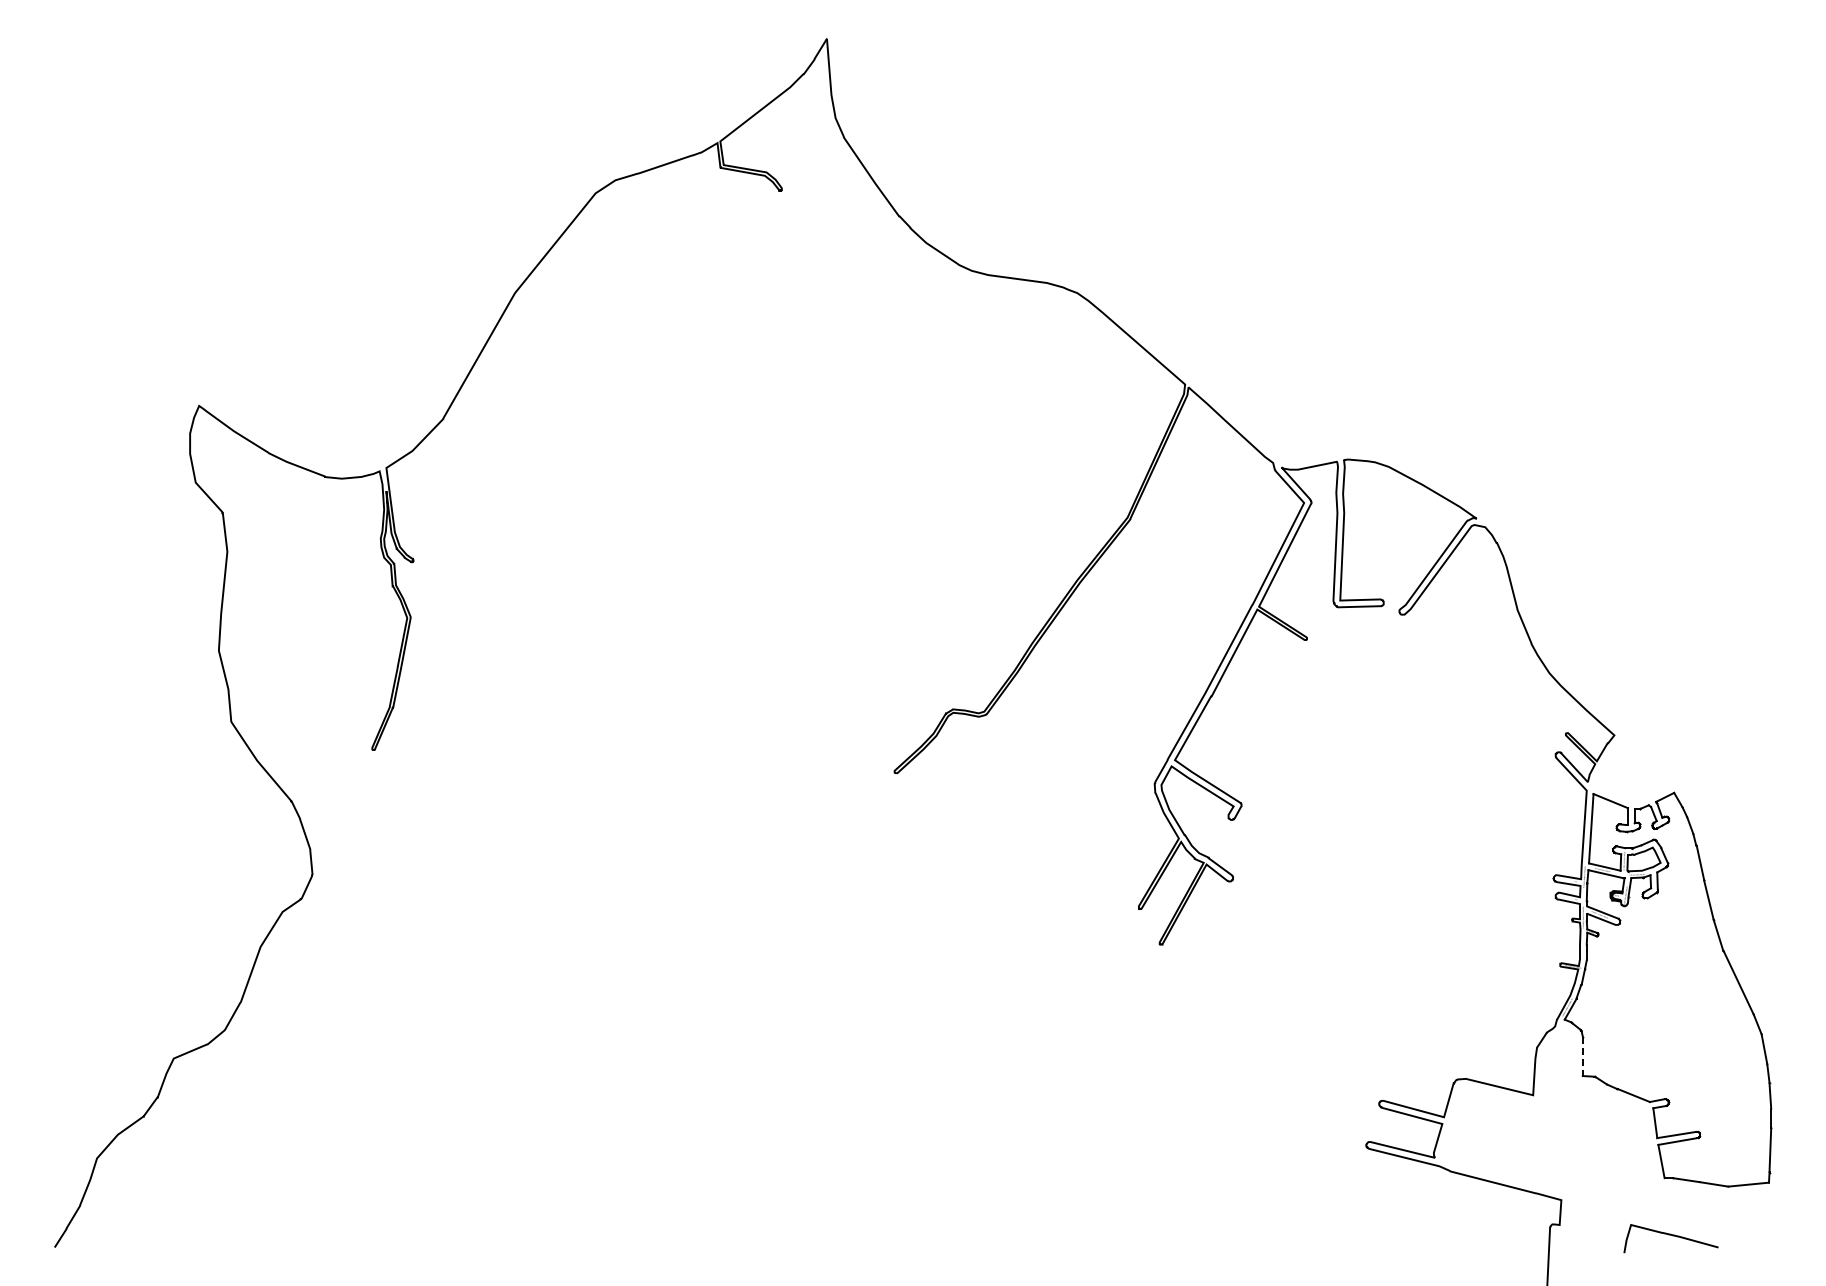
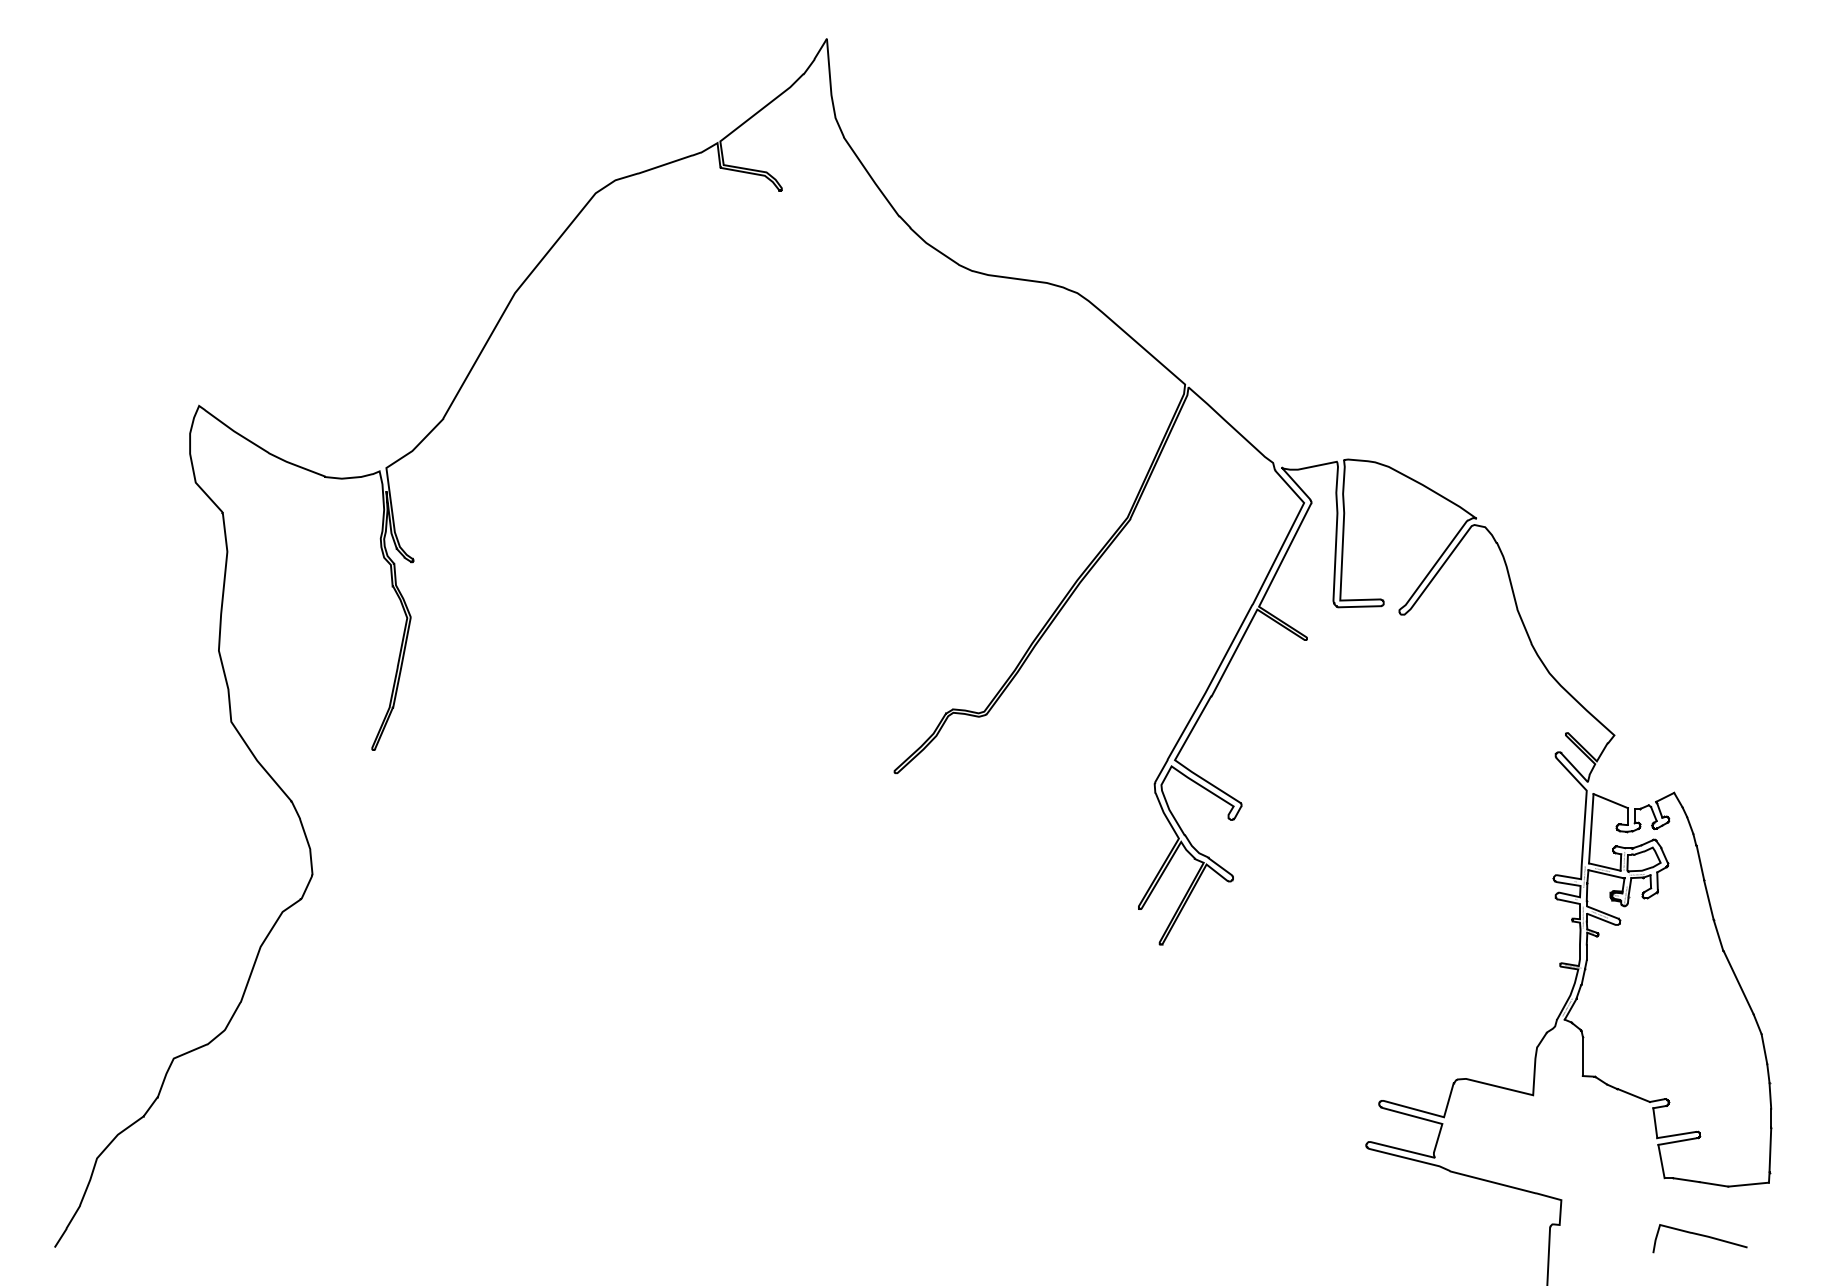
line: dashed -> solid (1582, 1057)
curve position: (1672, 1236) -> (1701, 1236) (1701, 1236)
